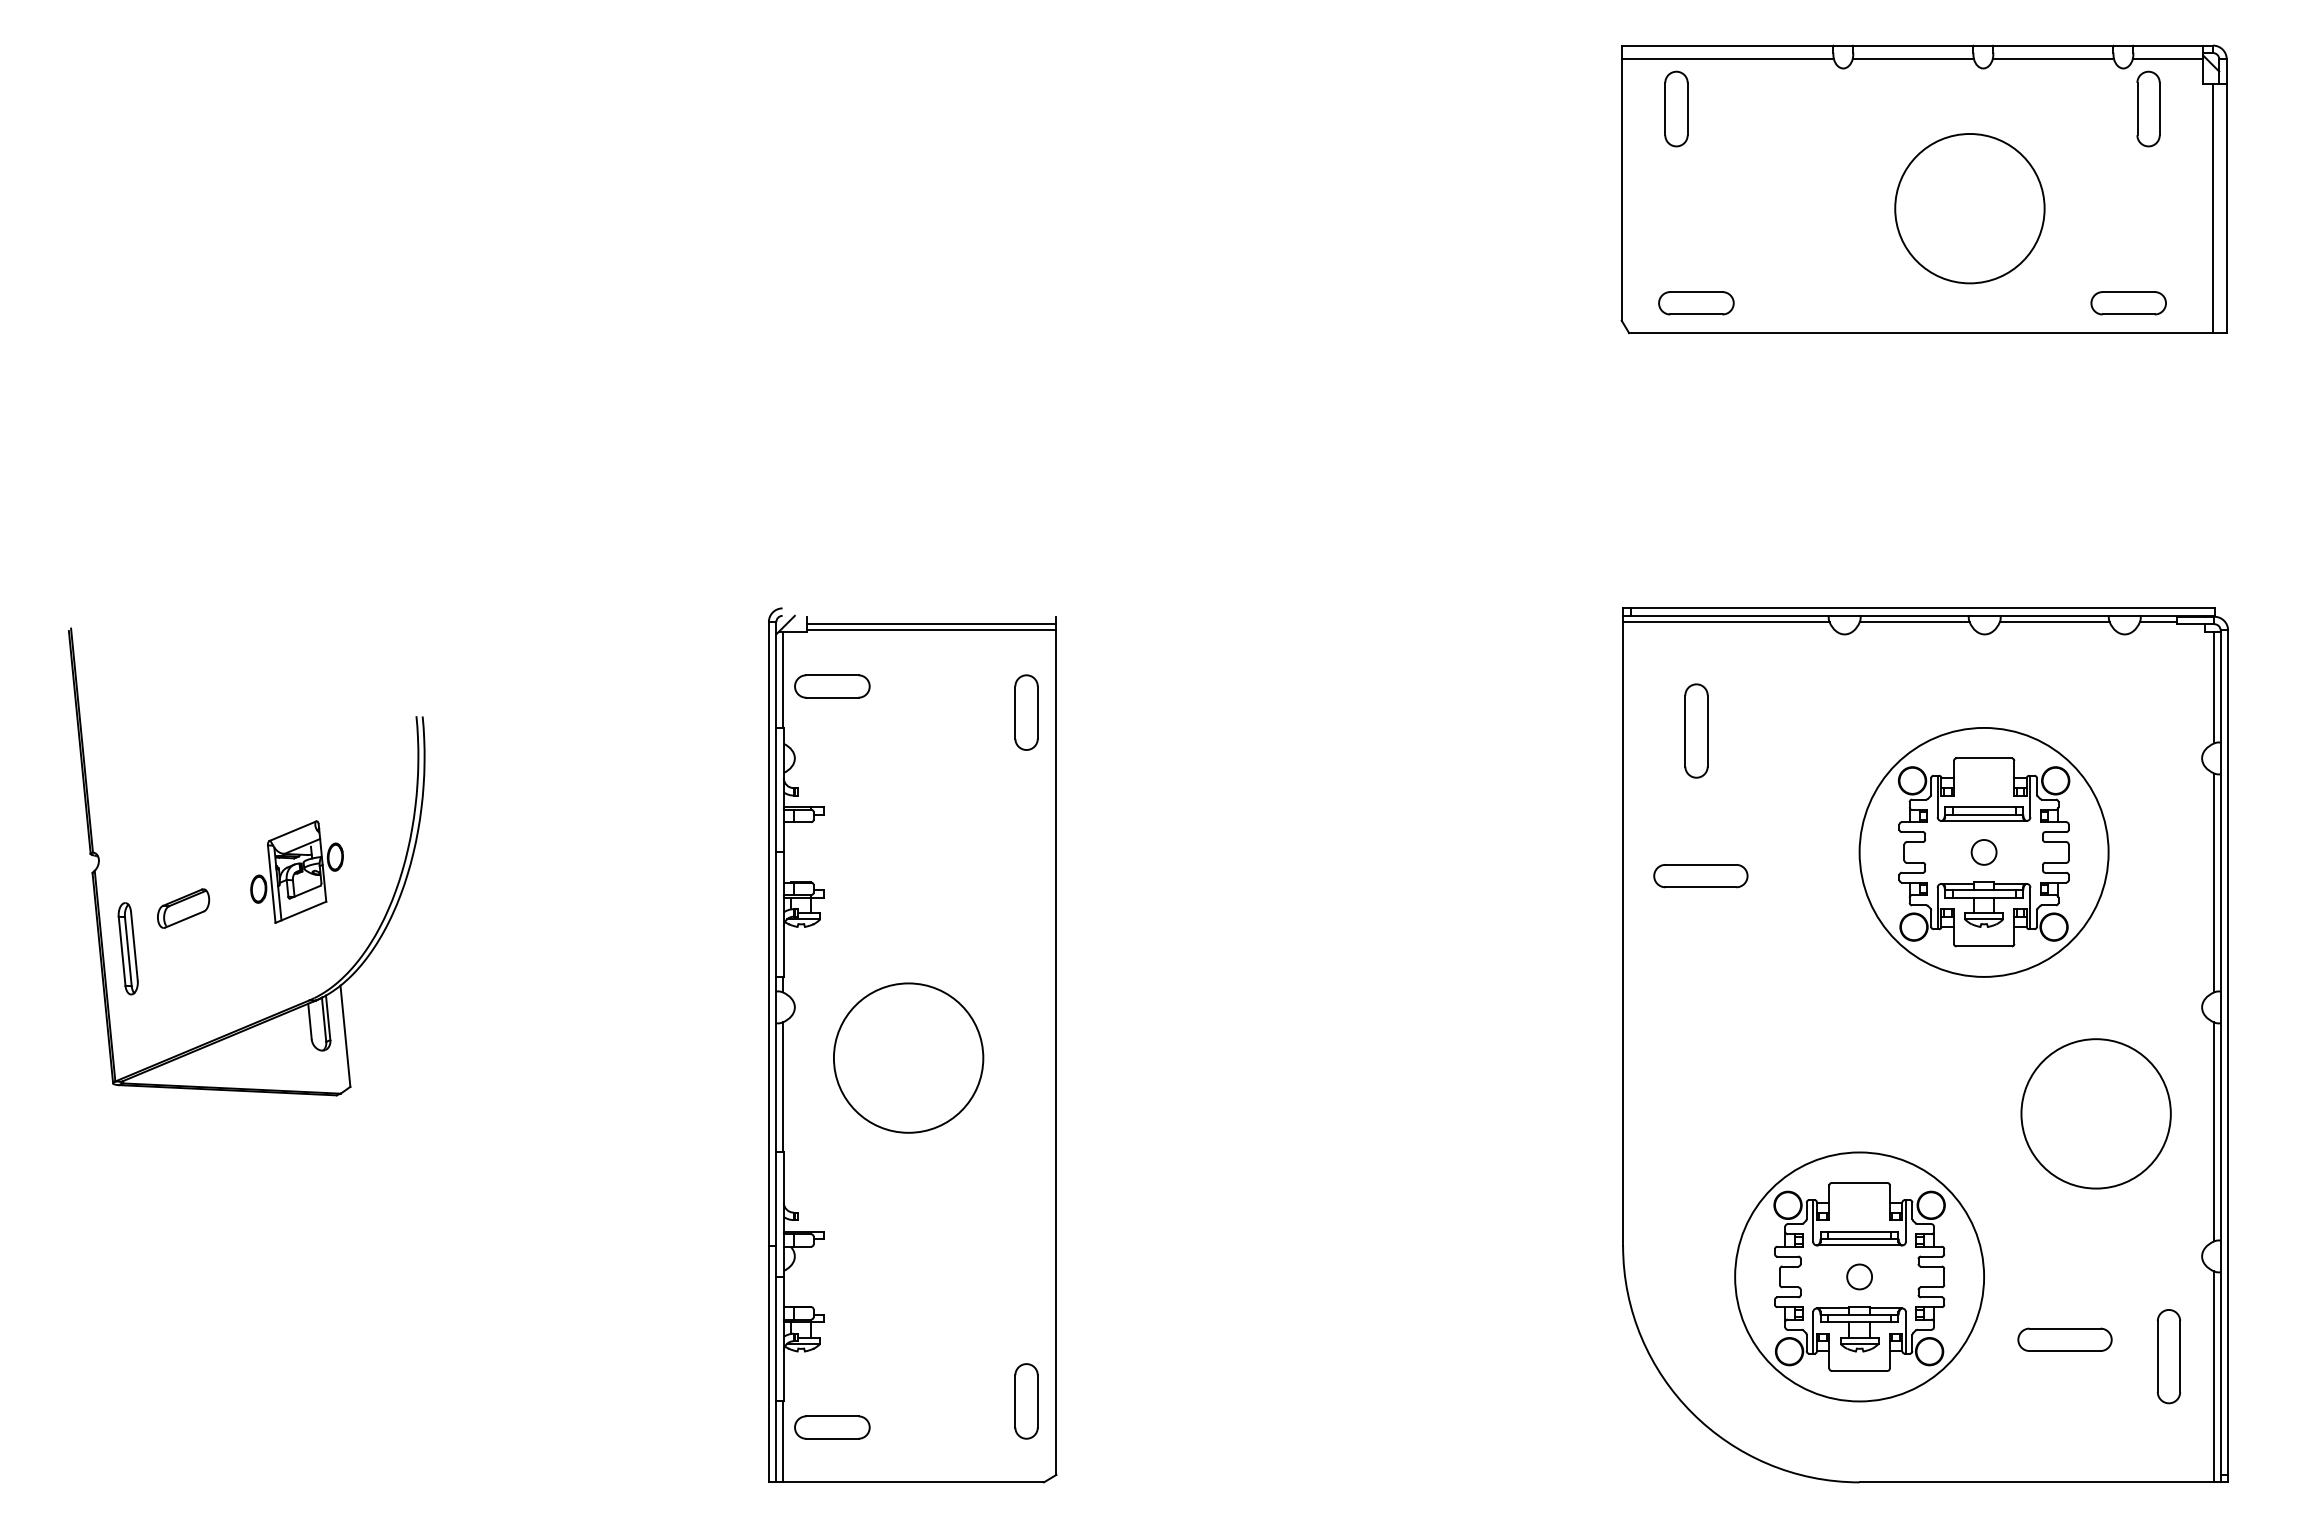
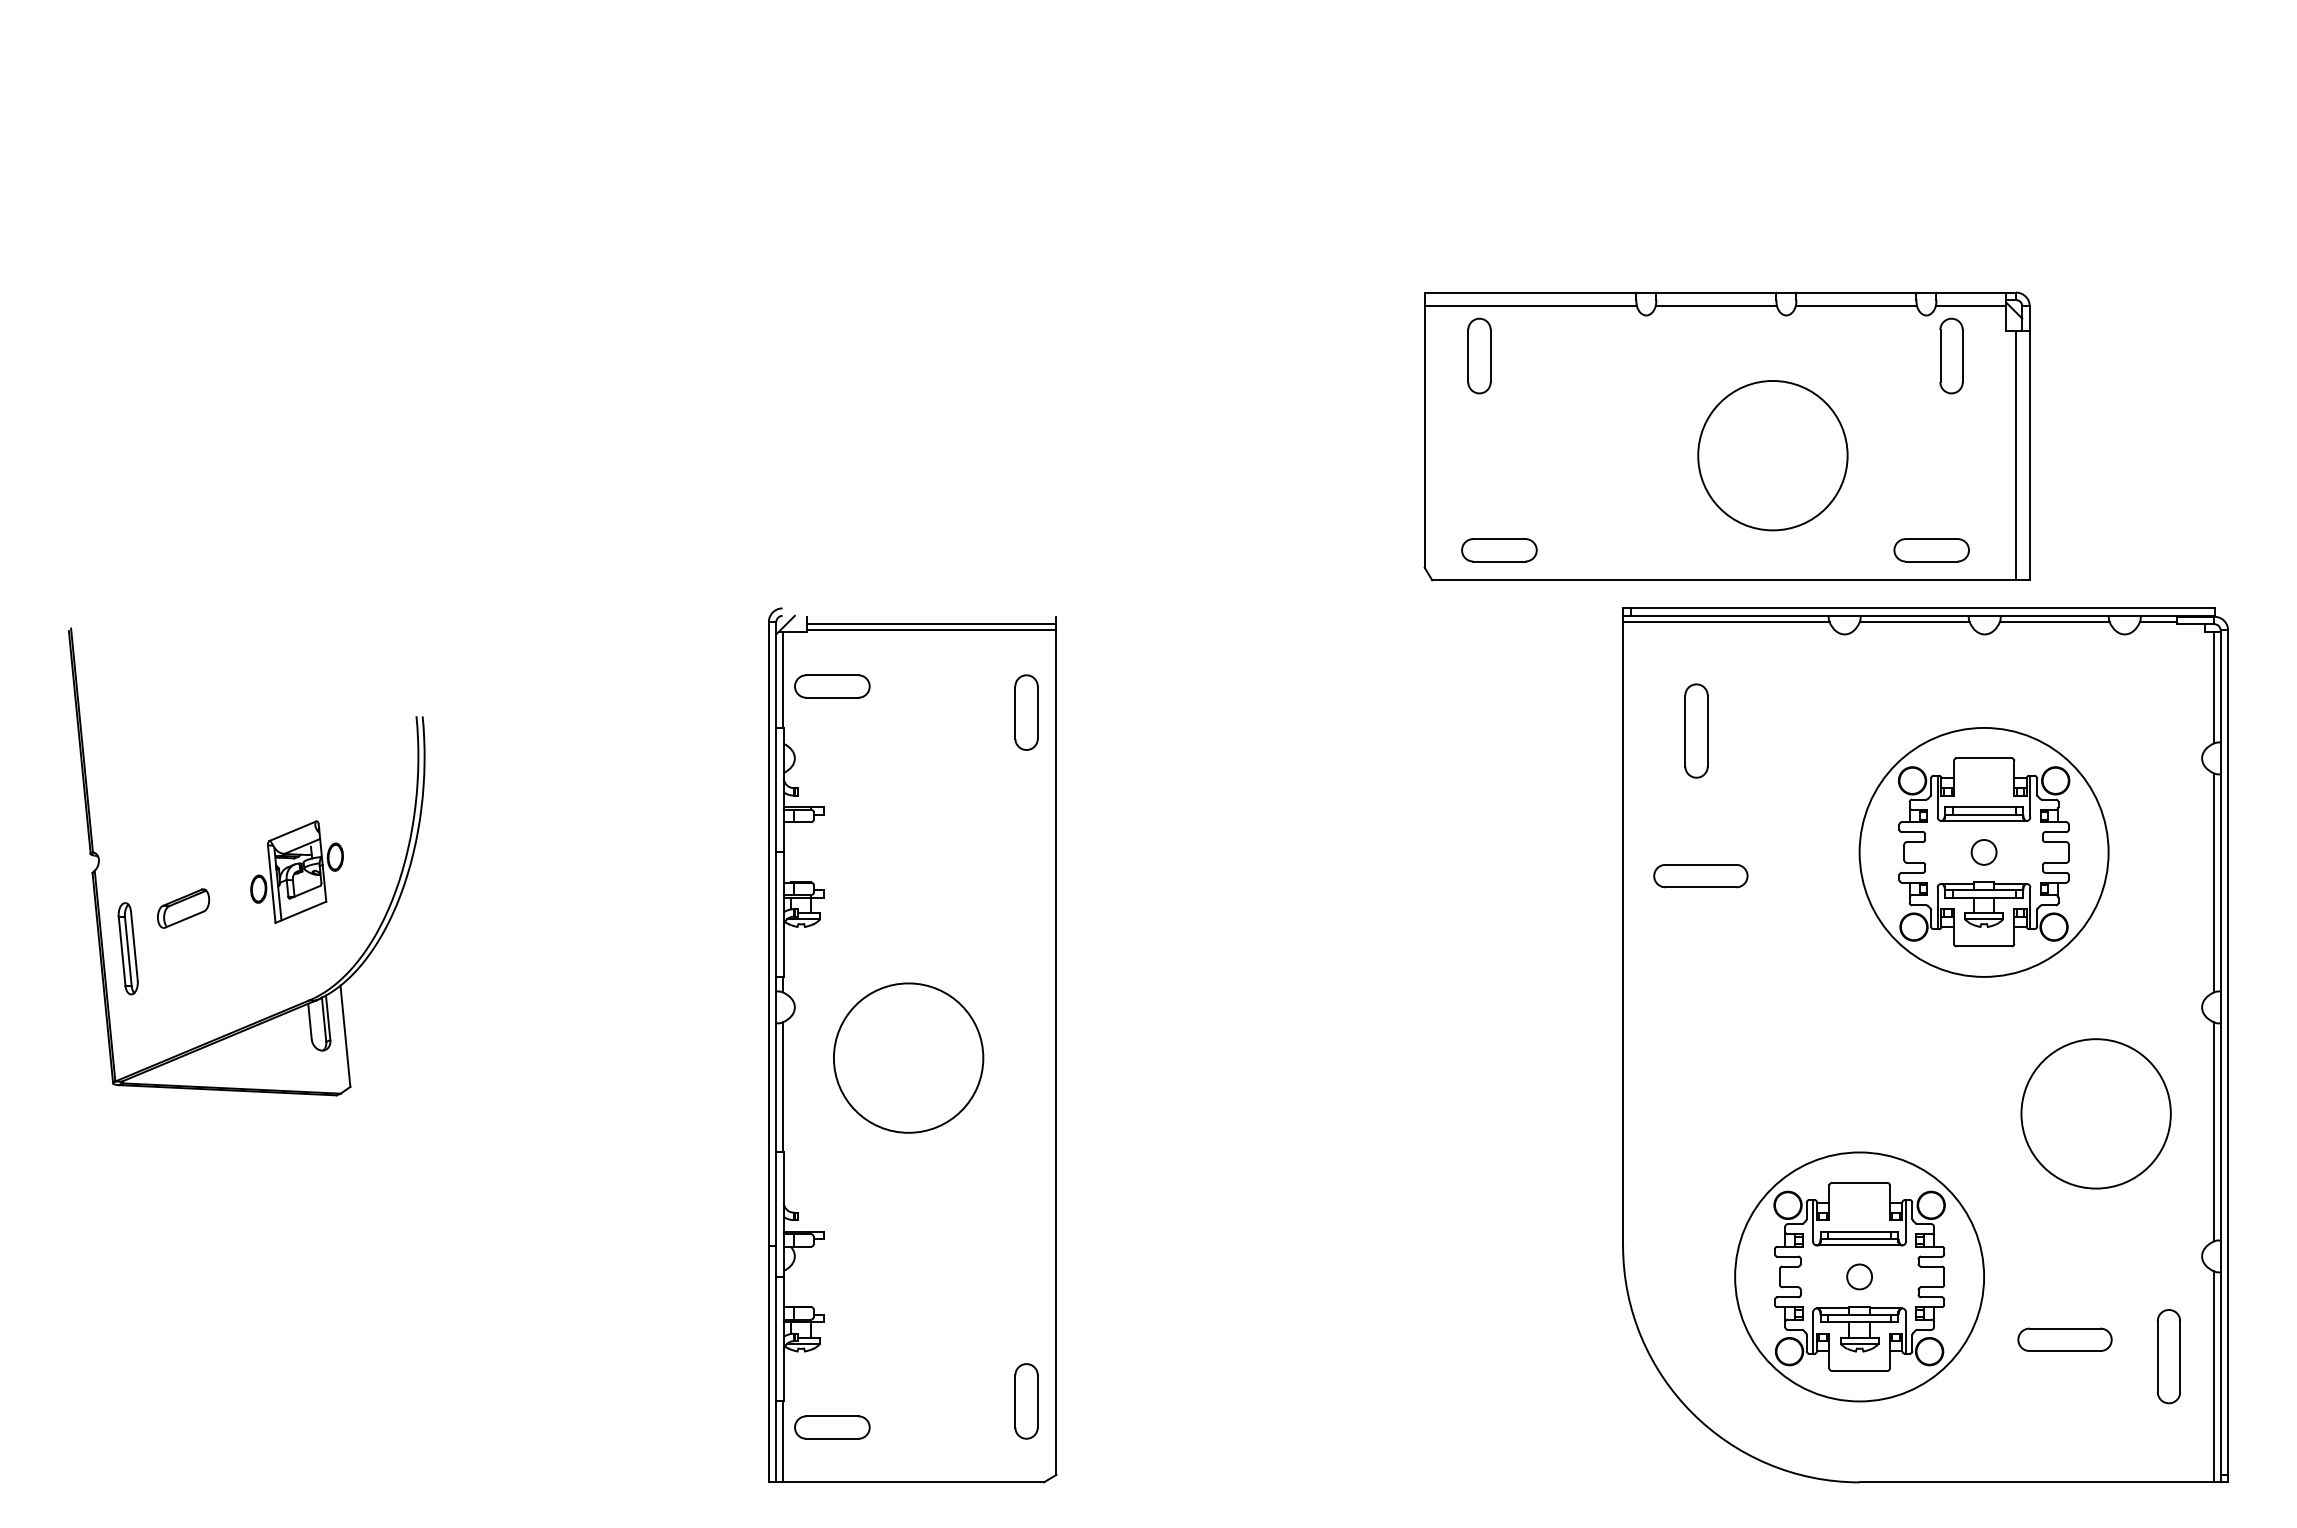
part position: (1923, 189) -> (1726, 436) (1726, 436)
